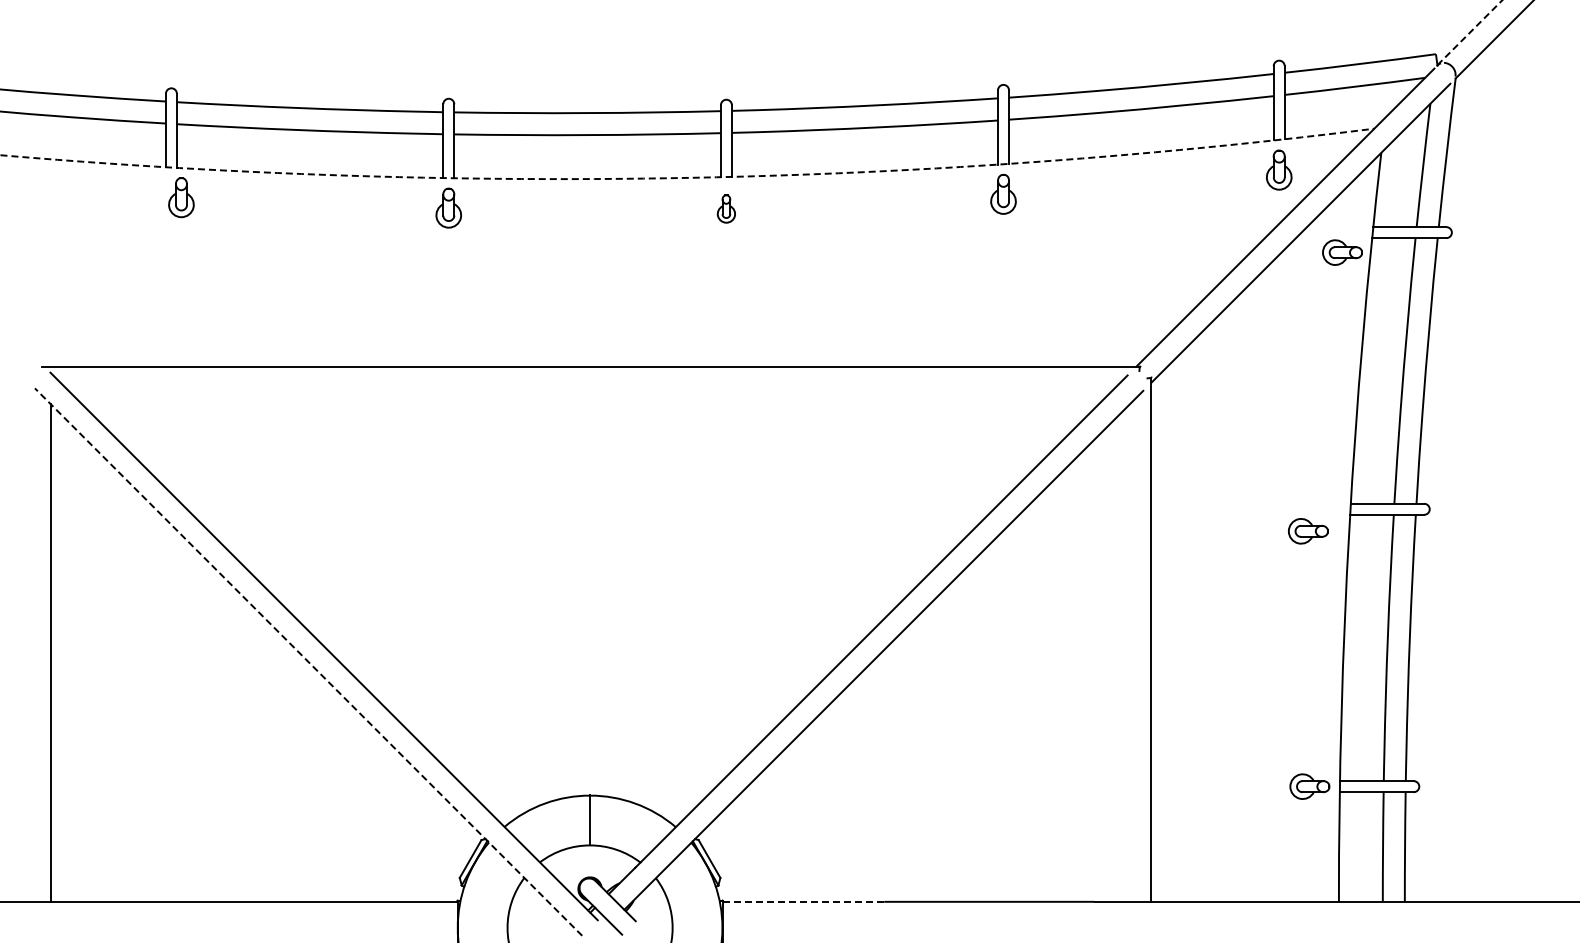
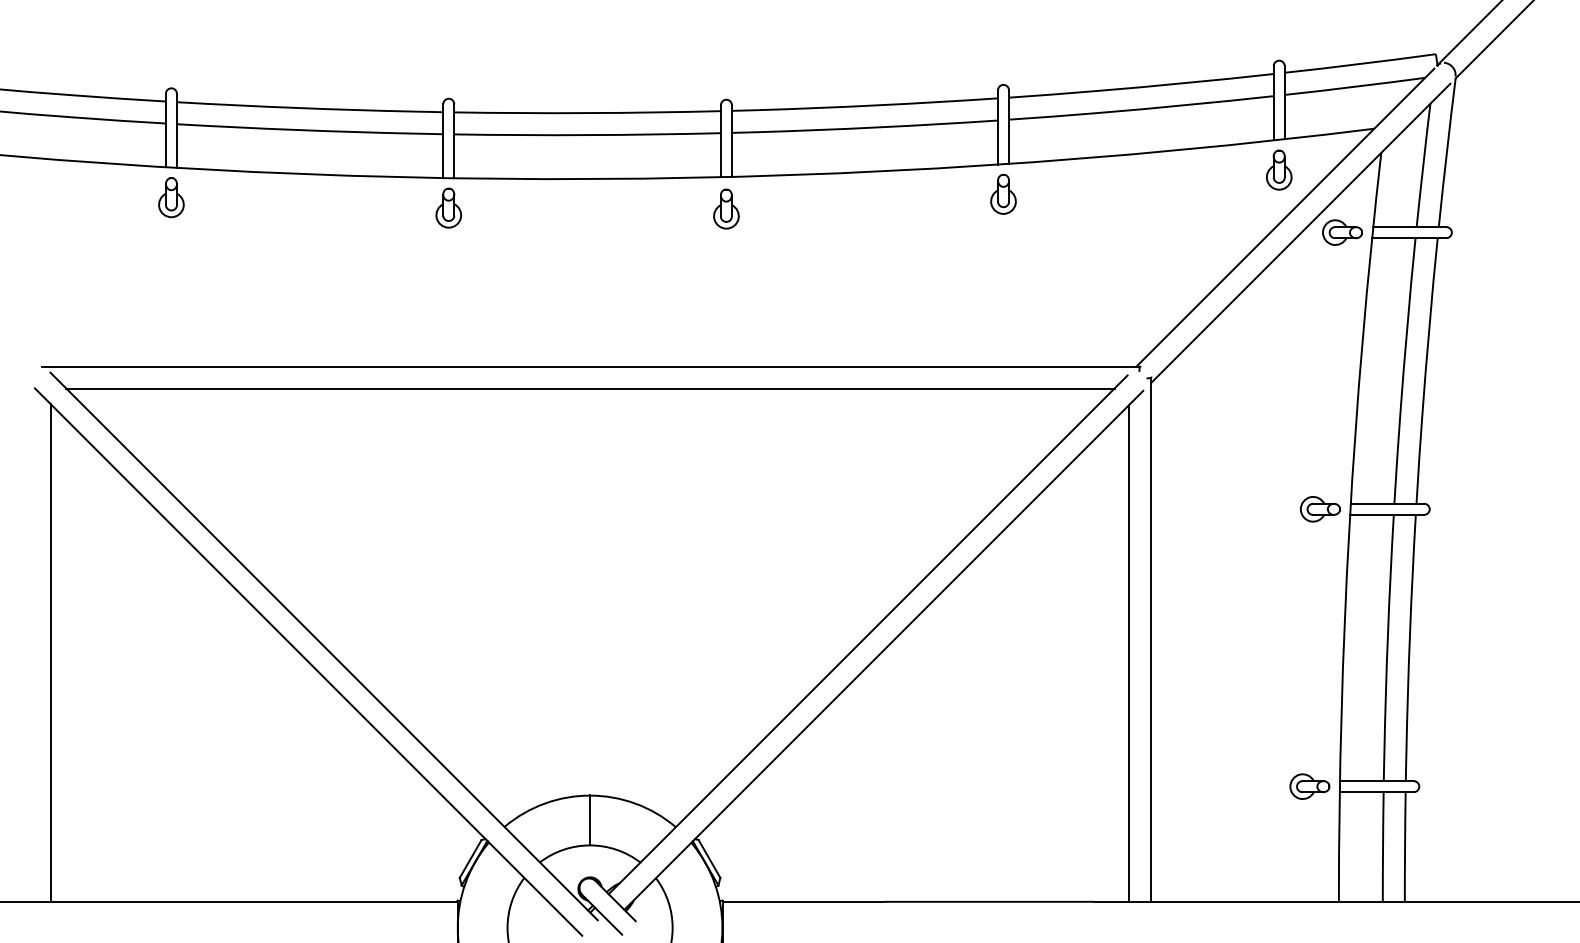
line: dashed -> solid (1469, 32)
arc: dashed -> solid (688, 177)
part position: (181, 197) -> (171, 197) (171, 197)
part size: 20x30 px -> 27x42 px (726, 208)
part position: (1342, 252) -> (1342, 232) (1342, 232)
line: none -> present (590, 388)
part position: (1308, 531) -> (1320, 509) (1320, 509)
line: none -> present (1129, 652)
line: dashed -> solid (308, 661)
line: dashed -> solid (803, 901)
